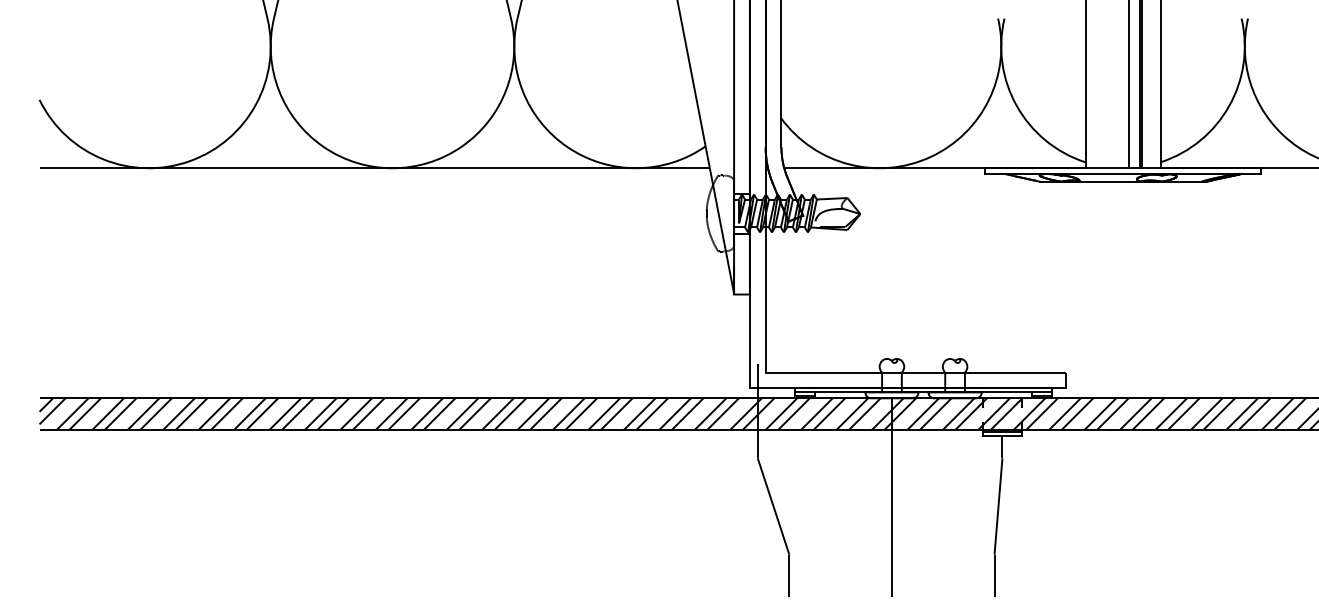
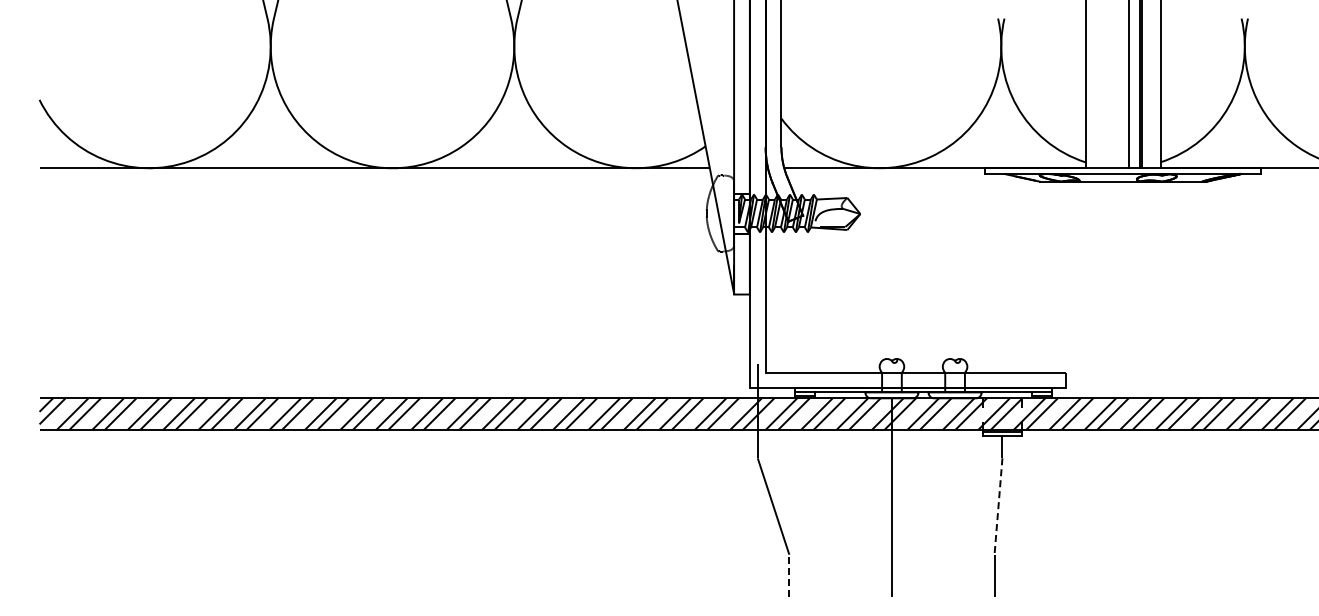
line: solid -> dashed (998, 507)
line: solid -> dashed (789, 575)
